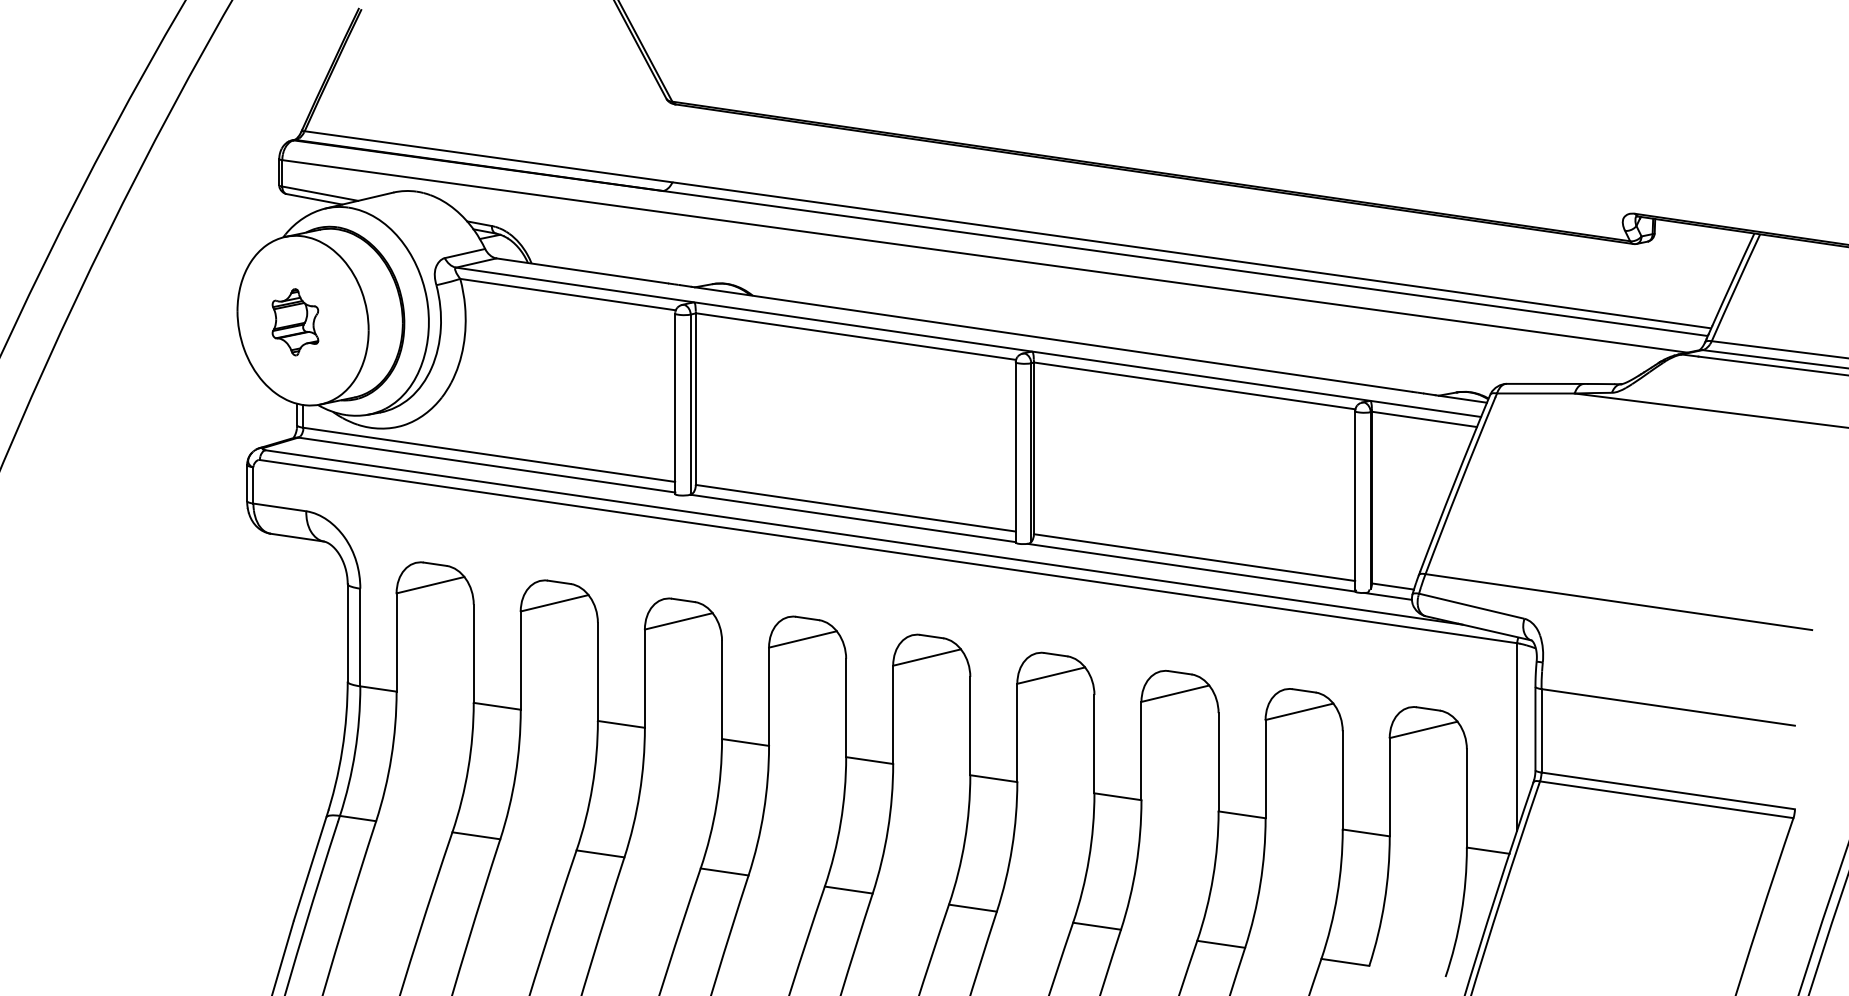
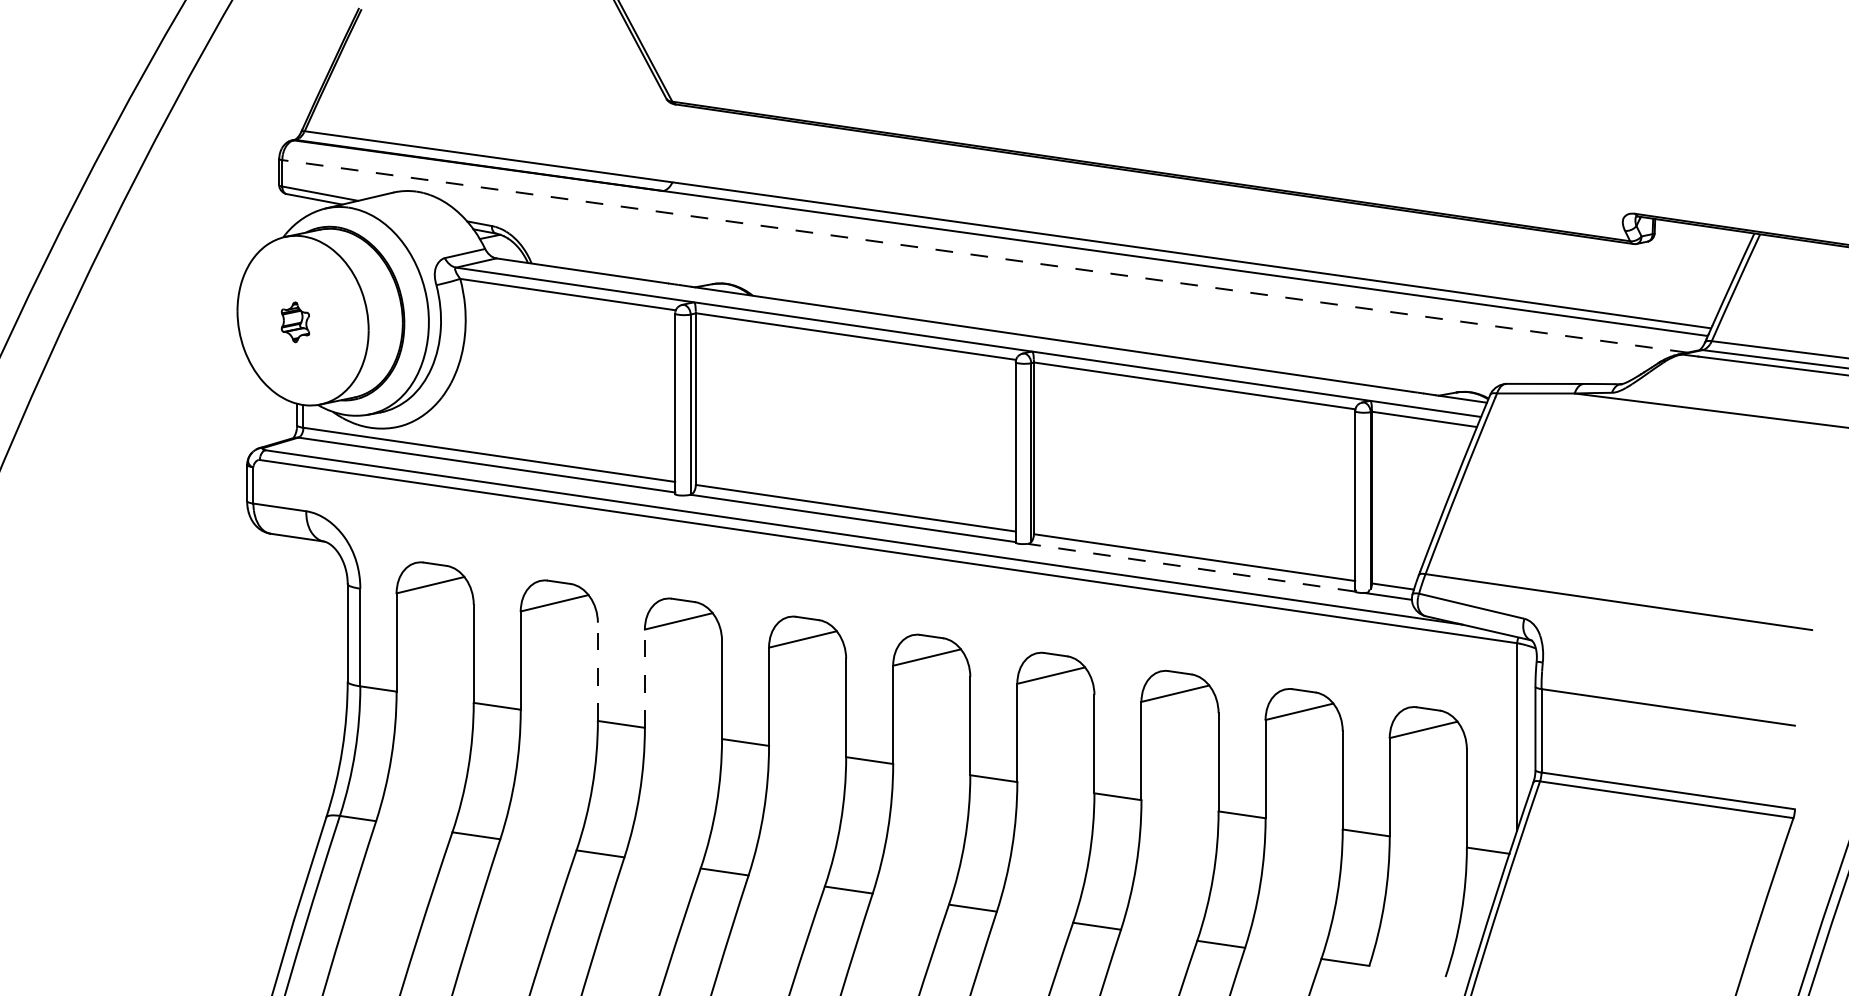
line: solid -> dashed (984, 256)
part size: 49x69 px -> 31x43 px (295, 322)
line: solid -> dashed (1190, 567)
line: solid -> dashed (597, 671)
line: solid -> dashed (644, 678)
